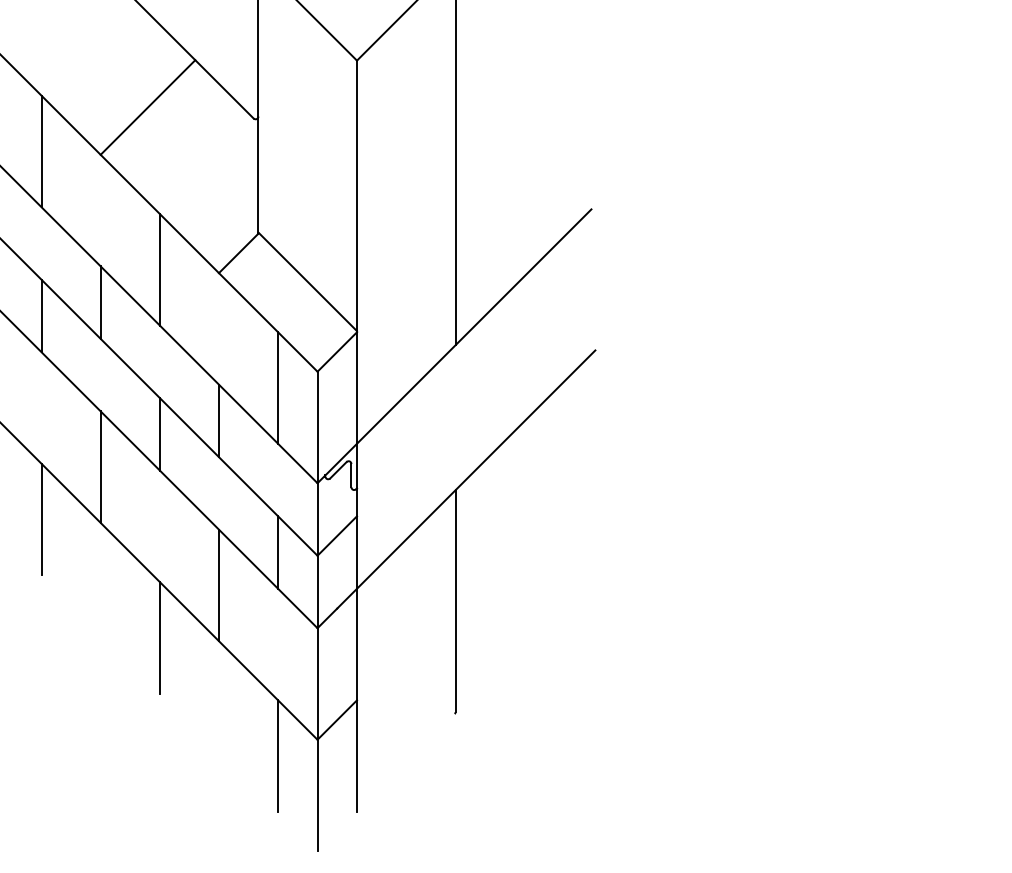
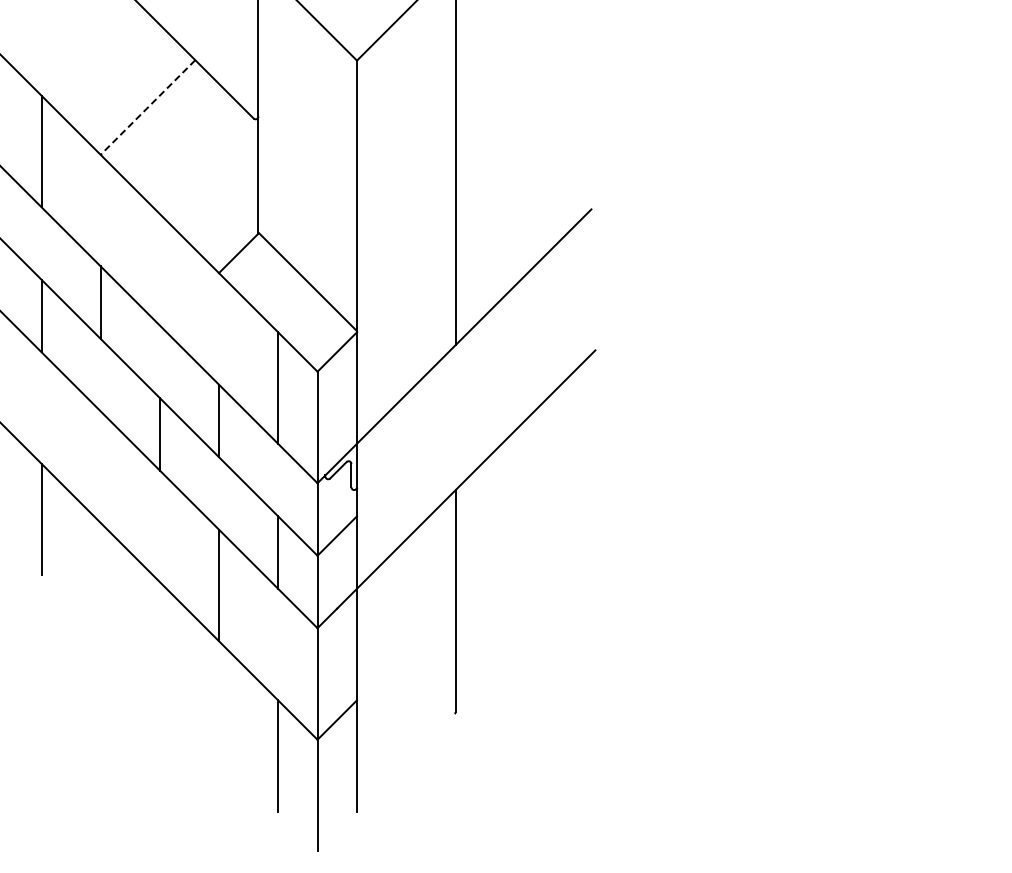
line: solid -> dashed (148, 107)
line: present -> none (159, 269)
line: present -> none (100, 466)
line: present -> none (159, 637)
